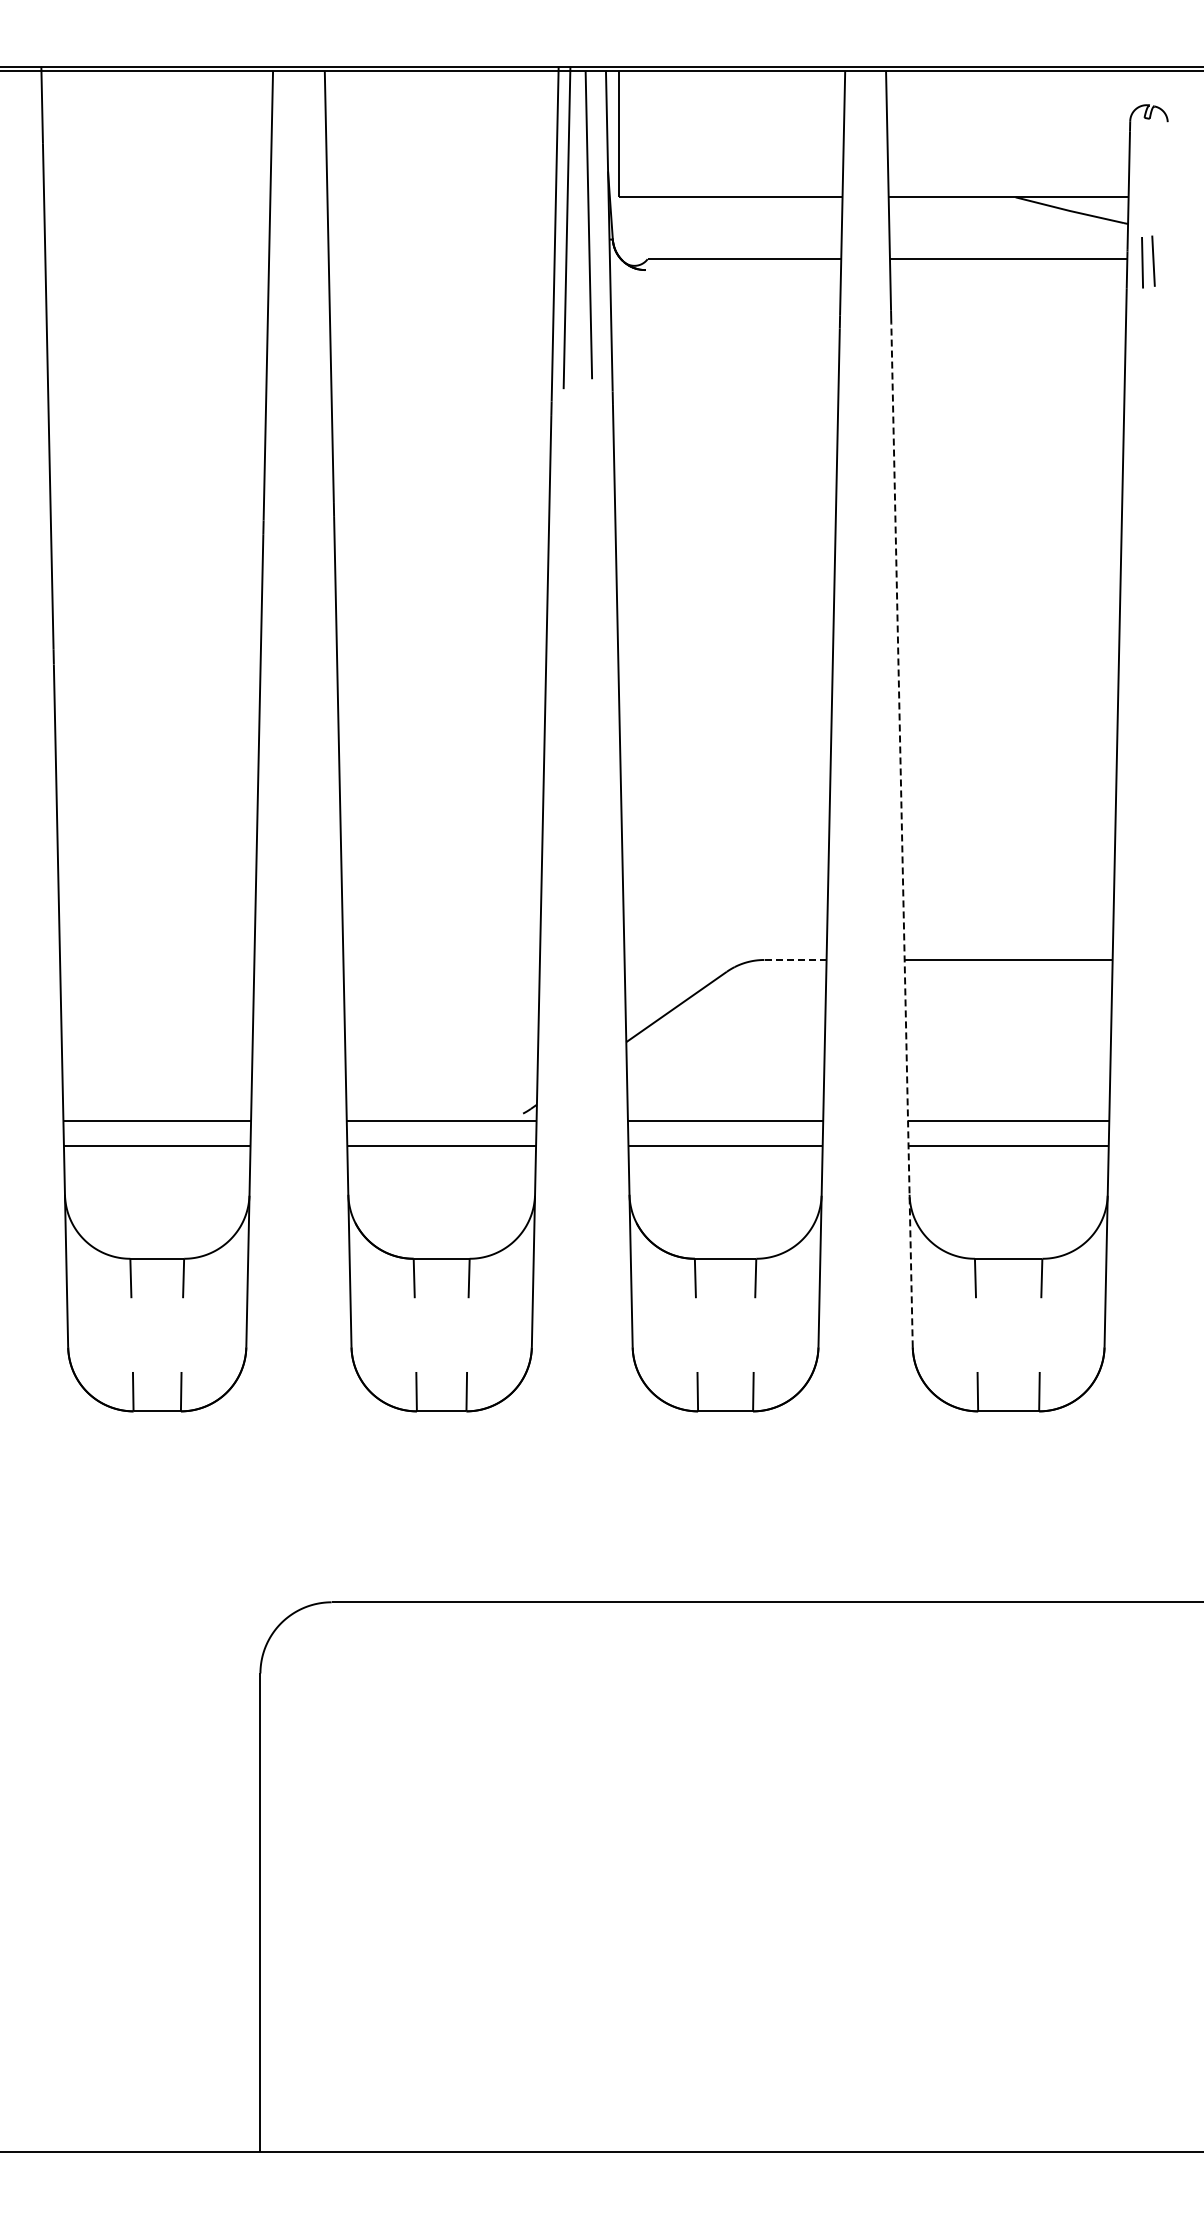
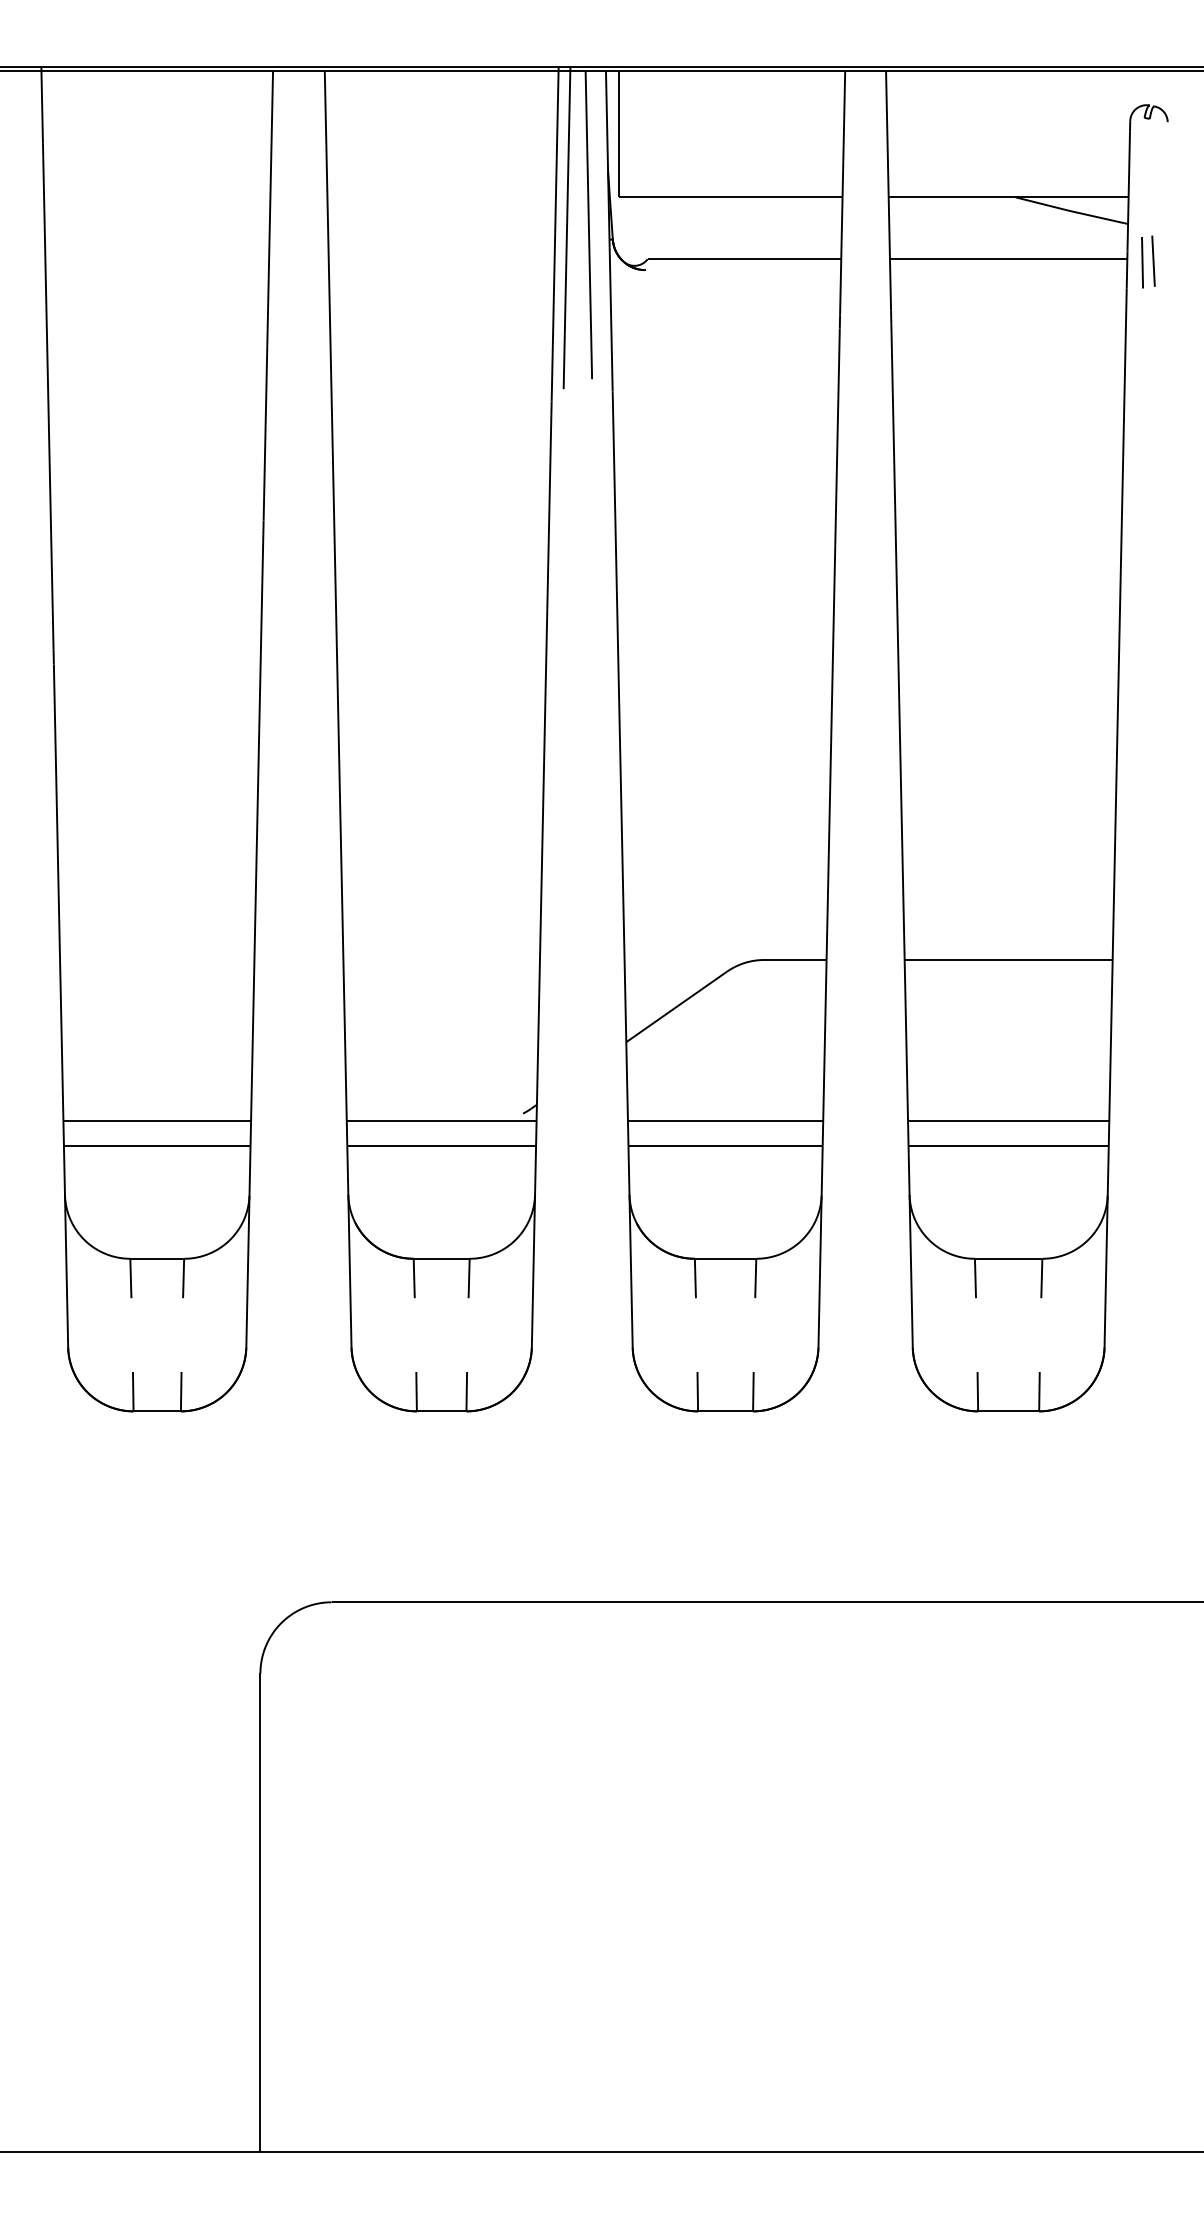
line: dashed -> solid (902, 835)
line: dashed -> solid (794, 959)
